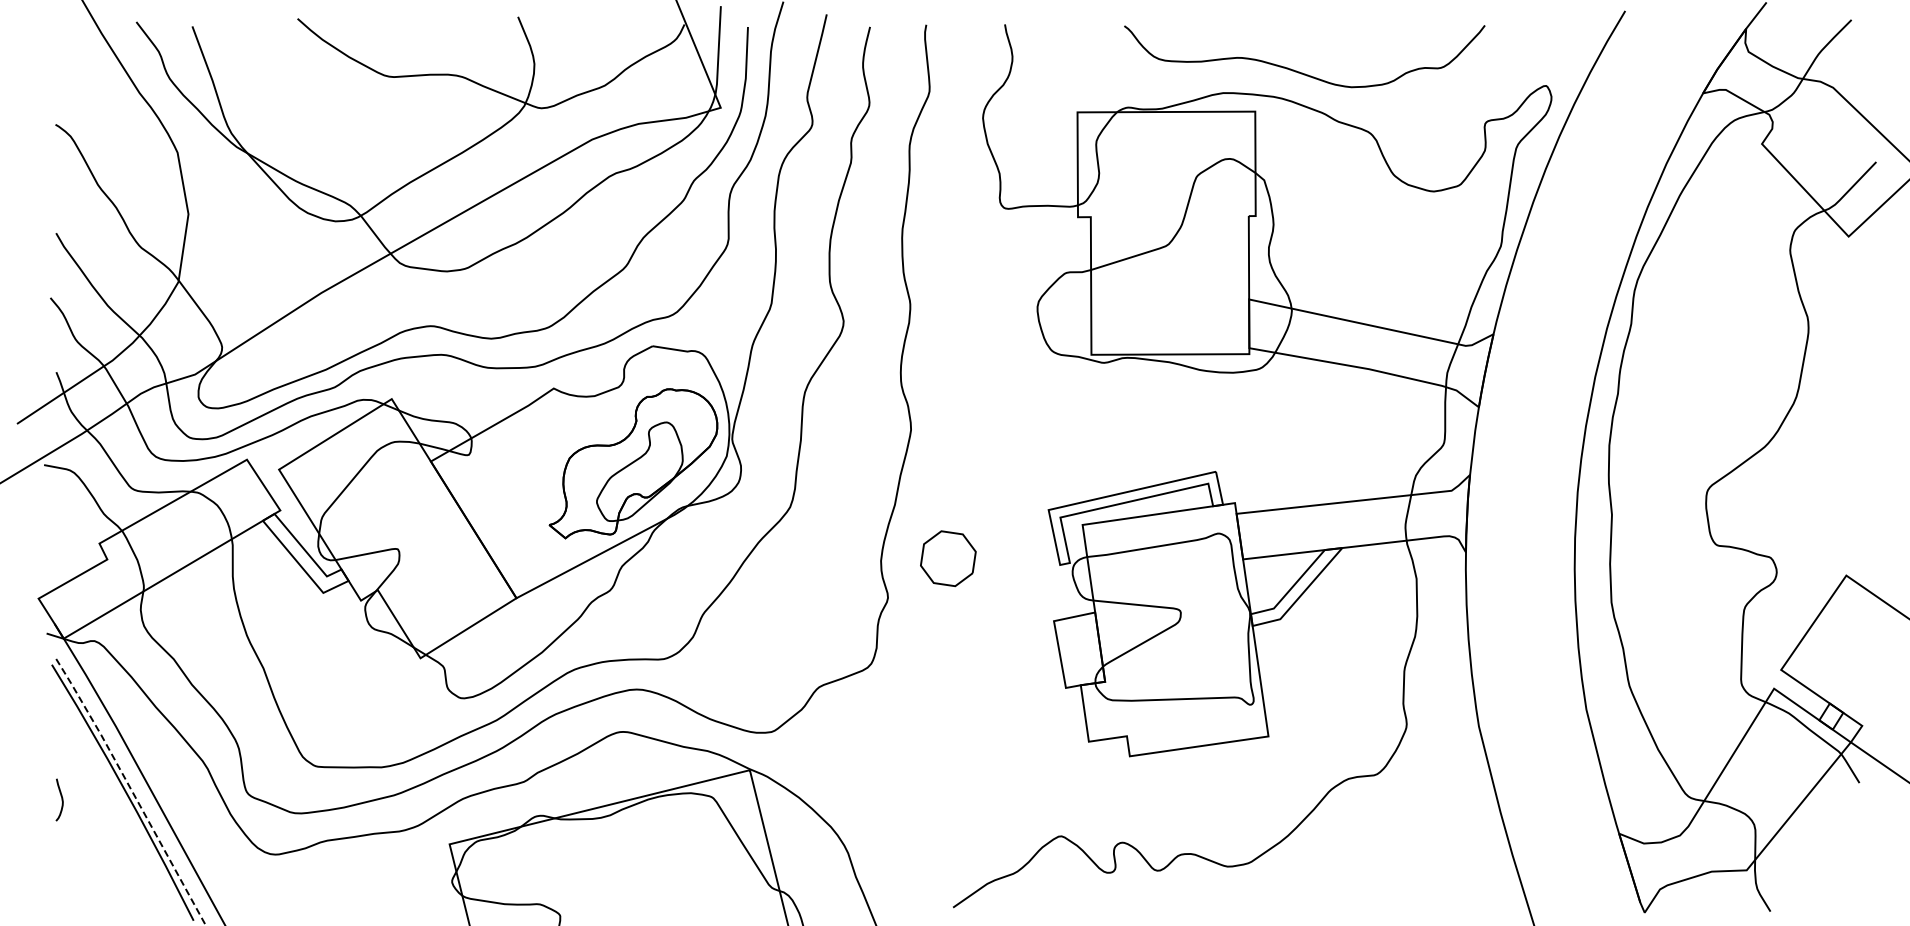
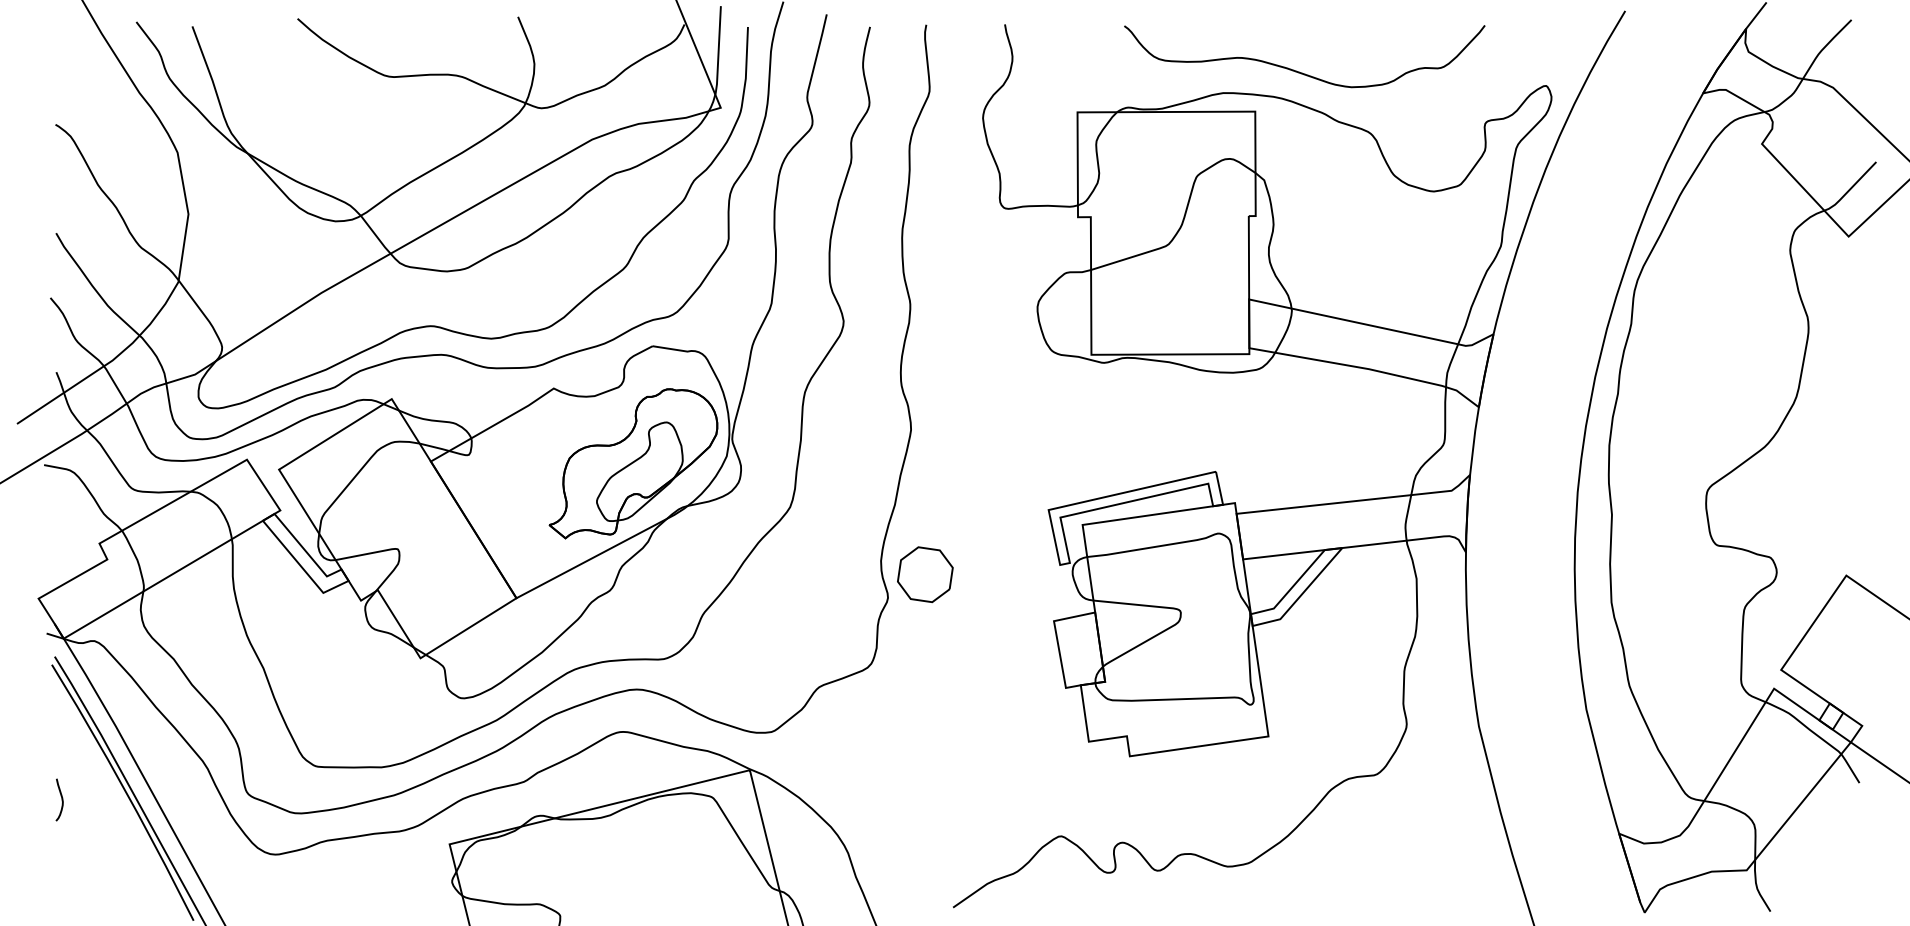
part position: (948, 558) -> (925, 574) (925, 574)
line: dashed -> solid (131, 789)
